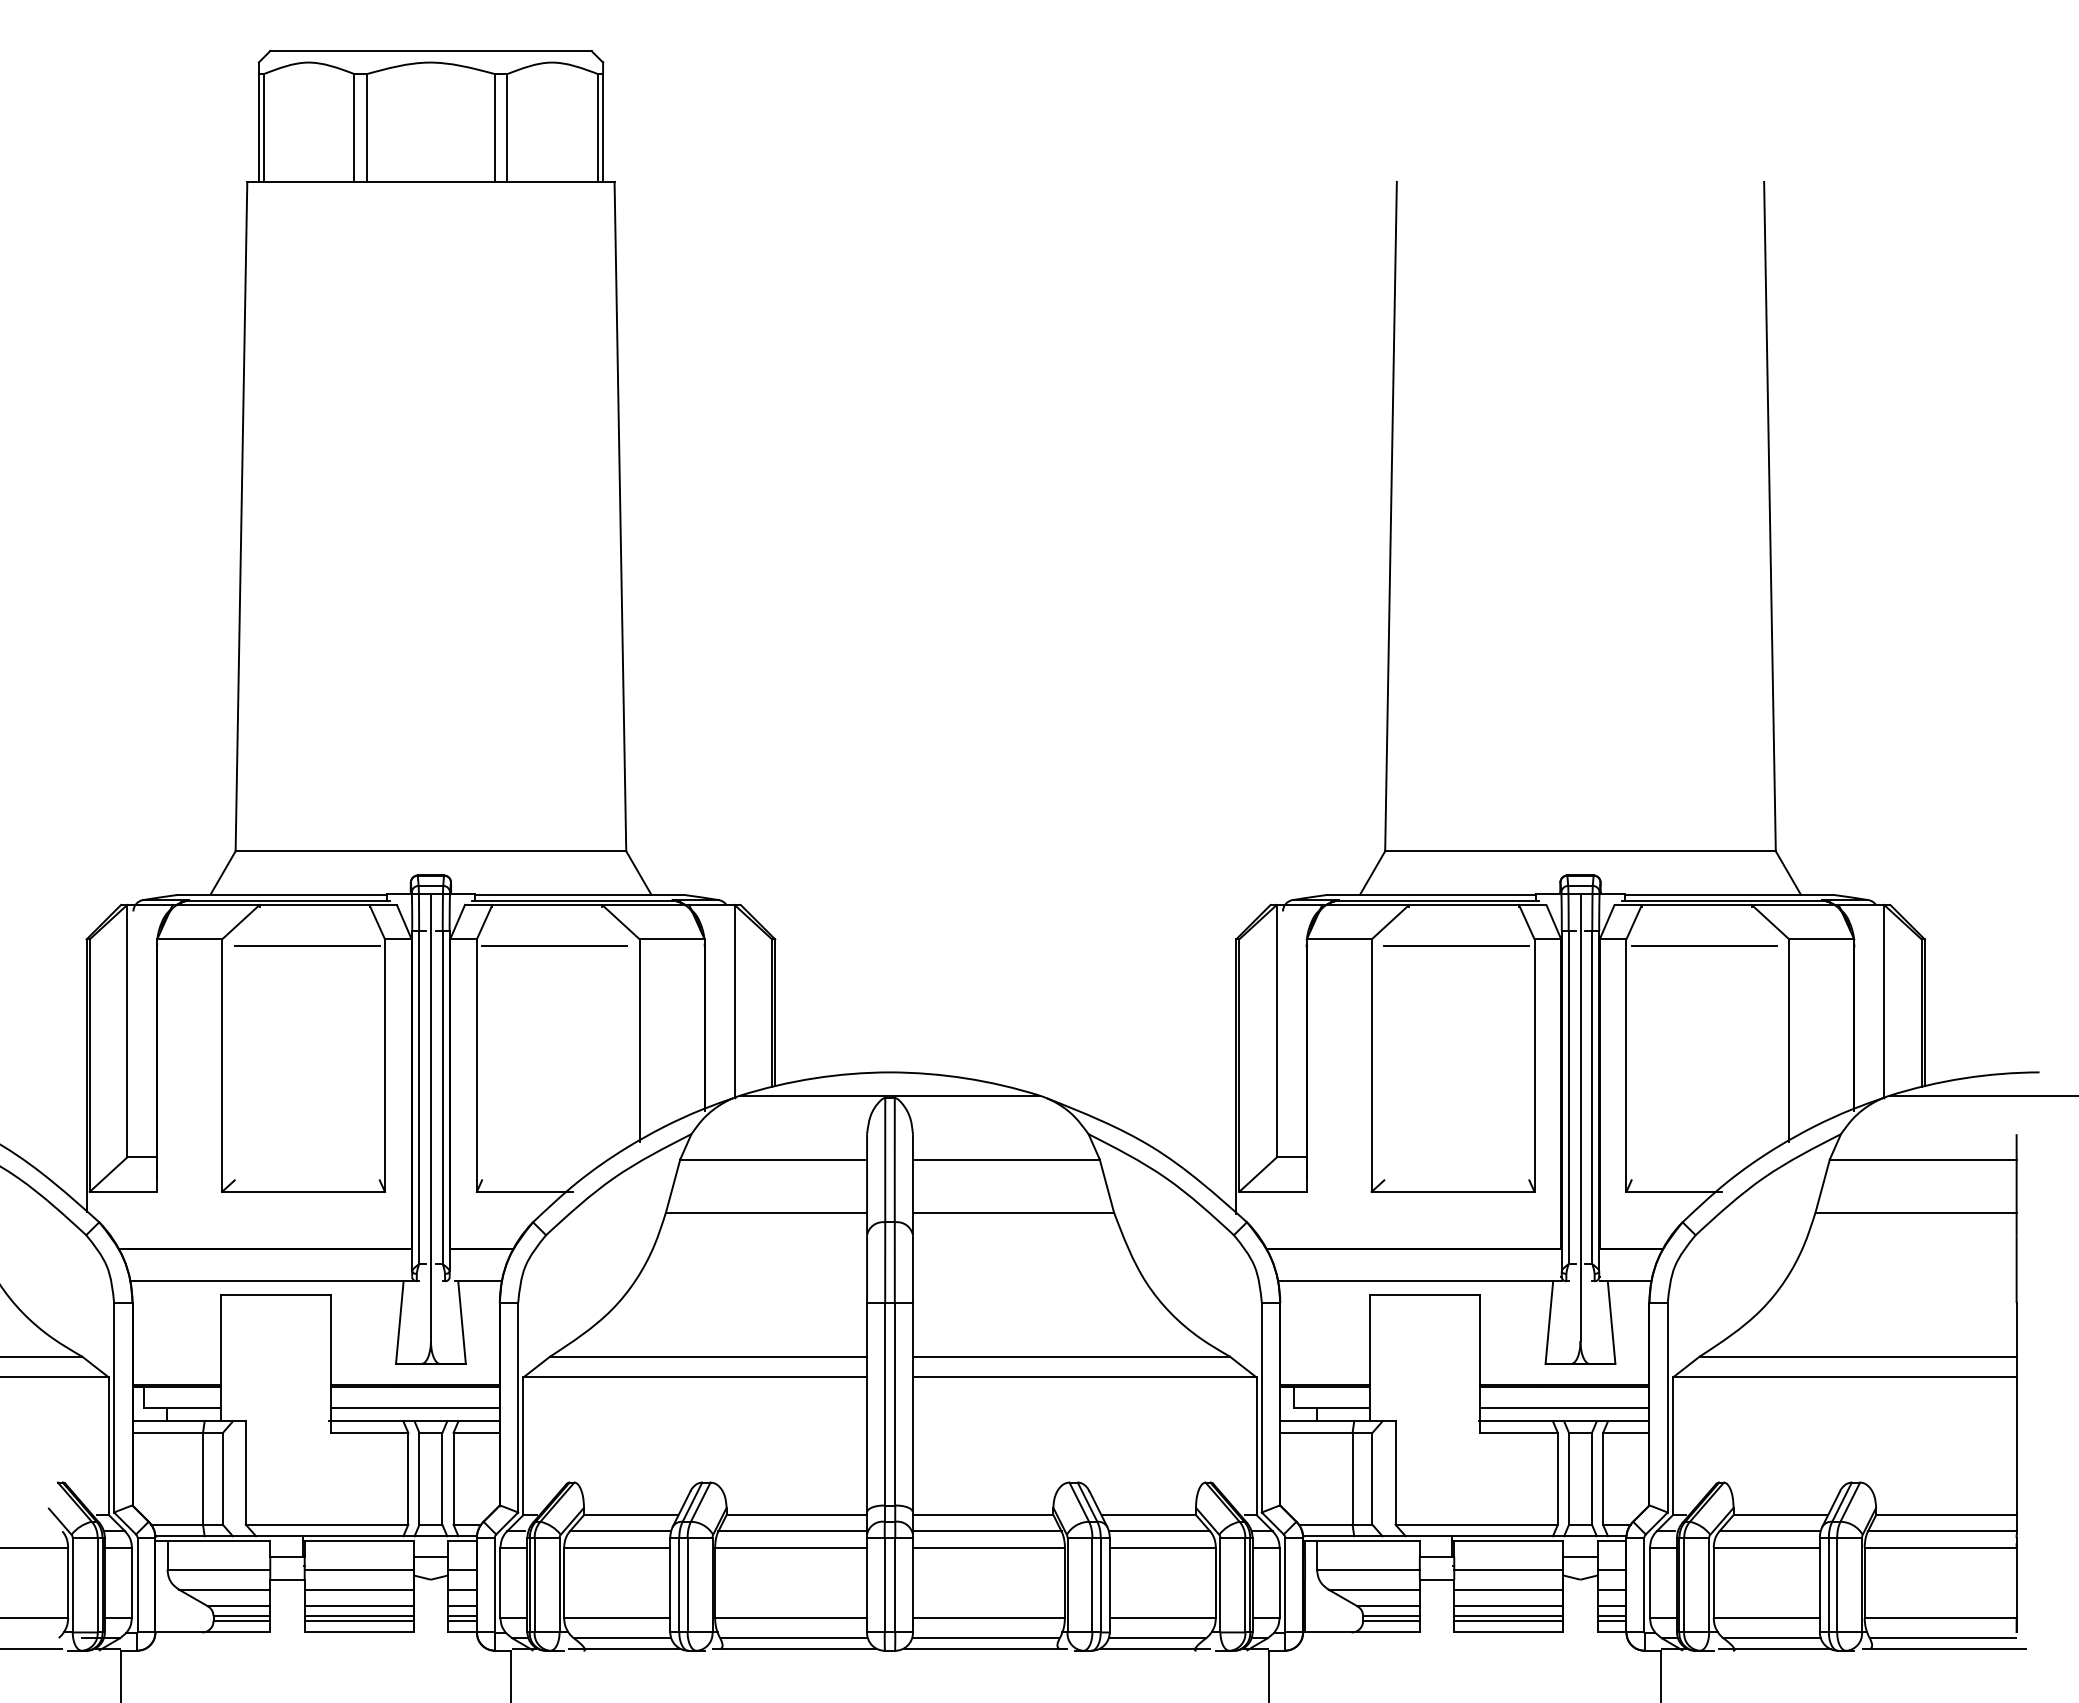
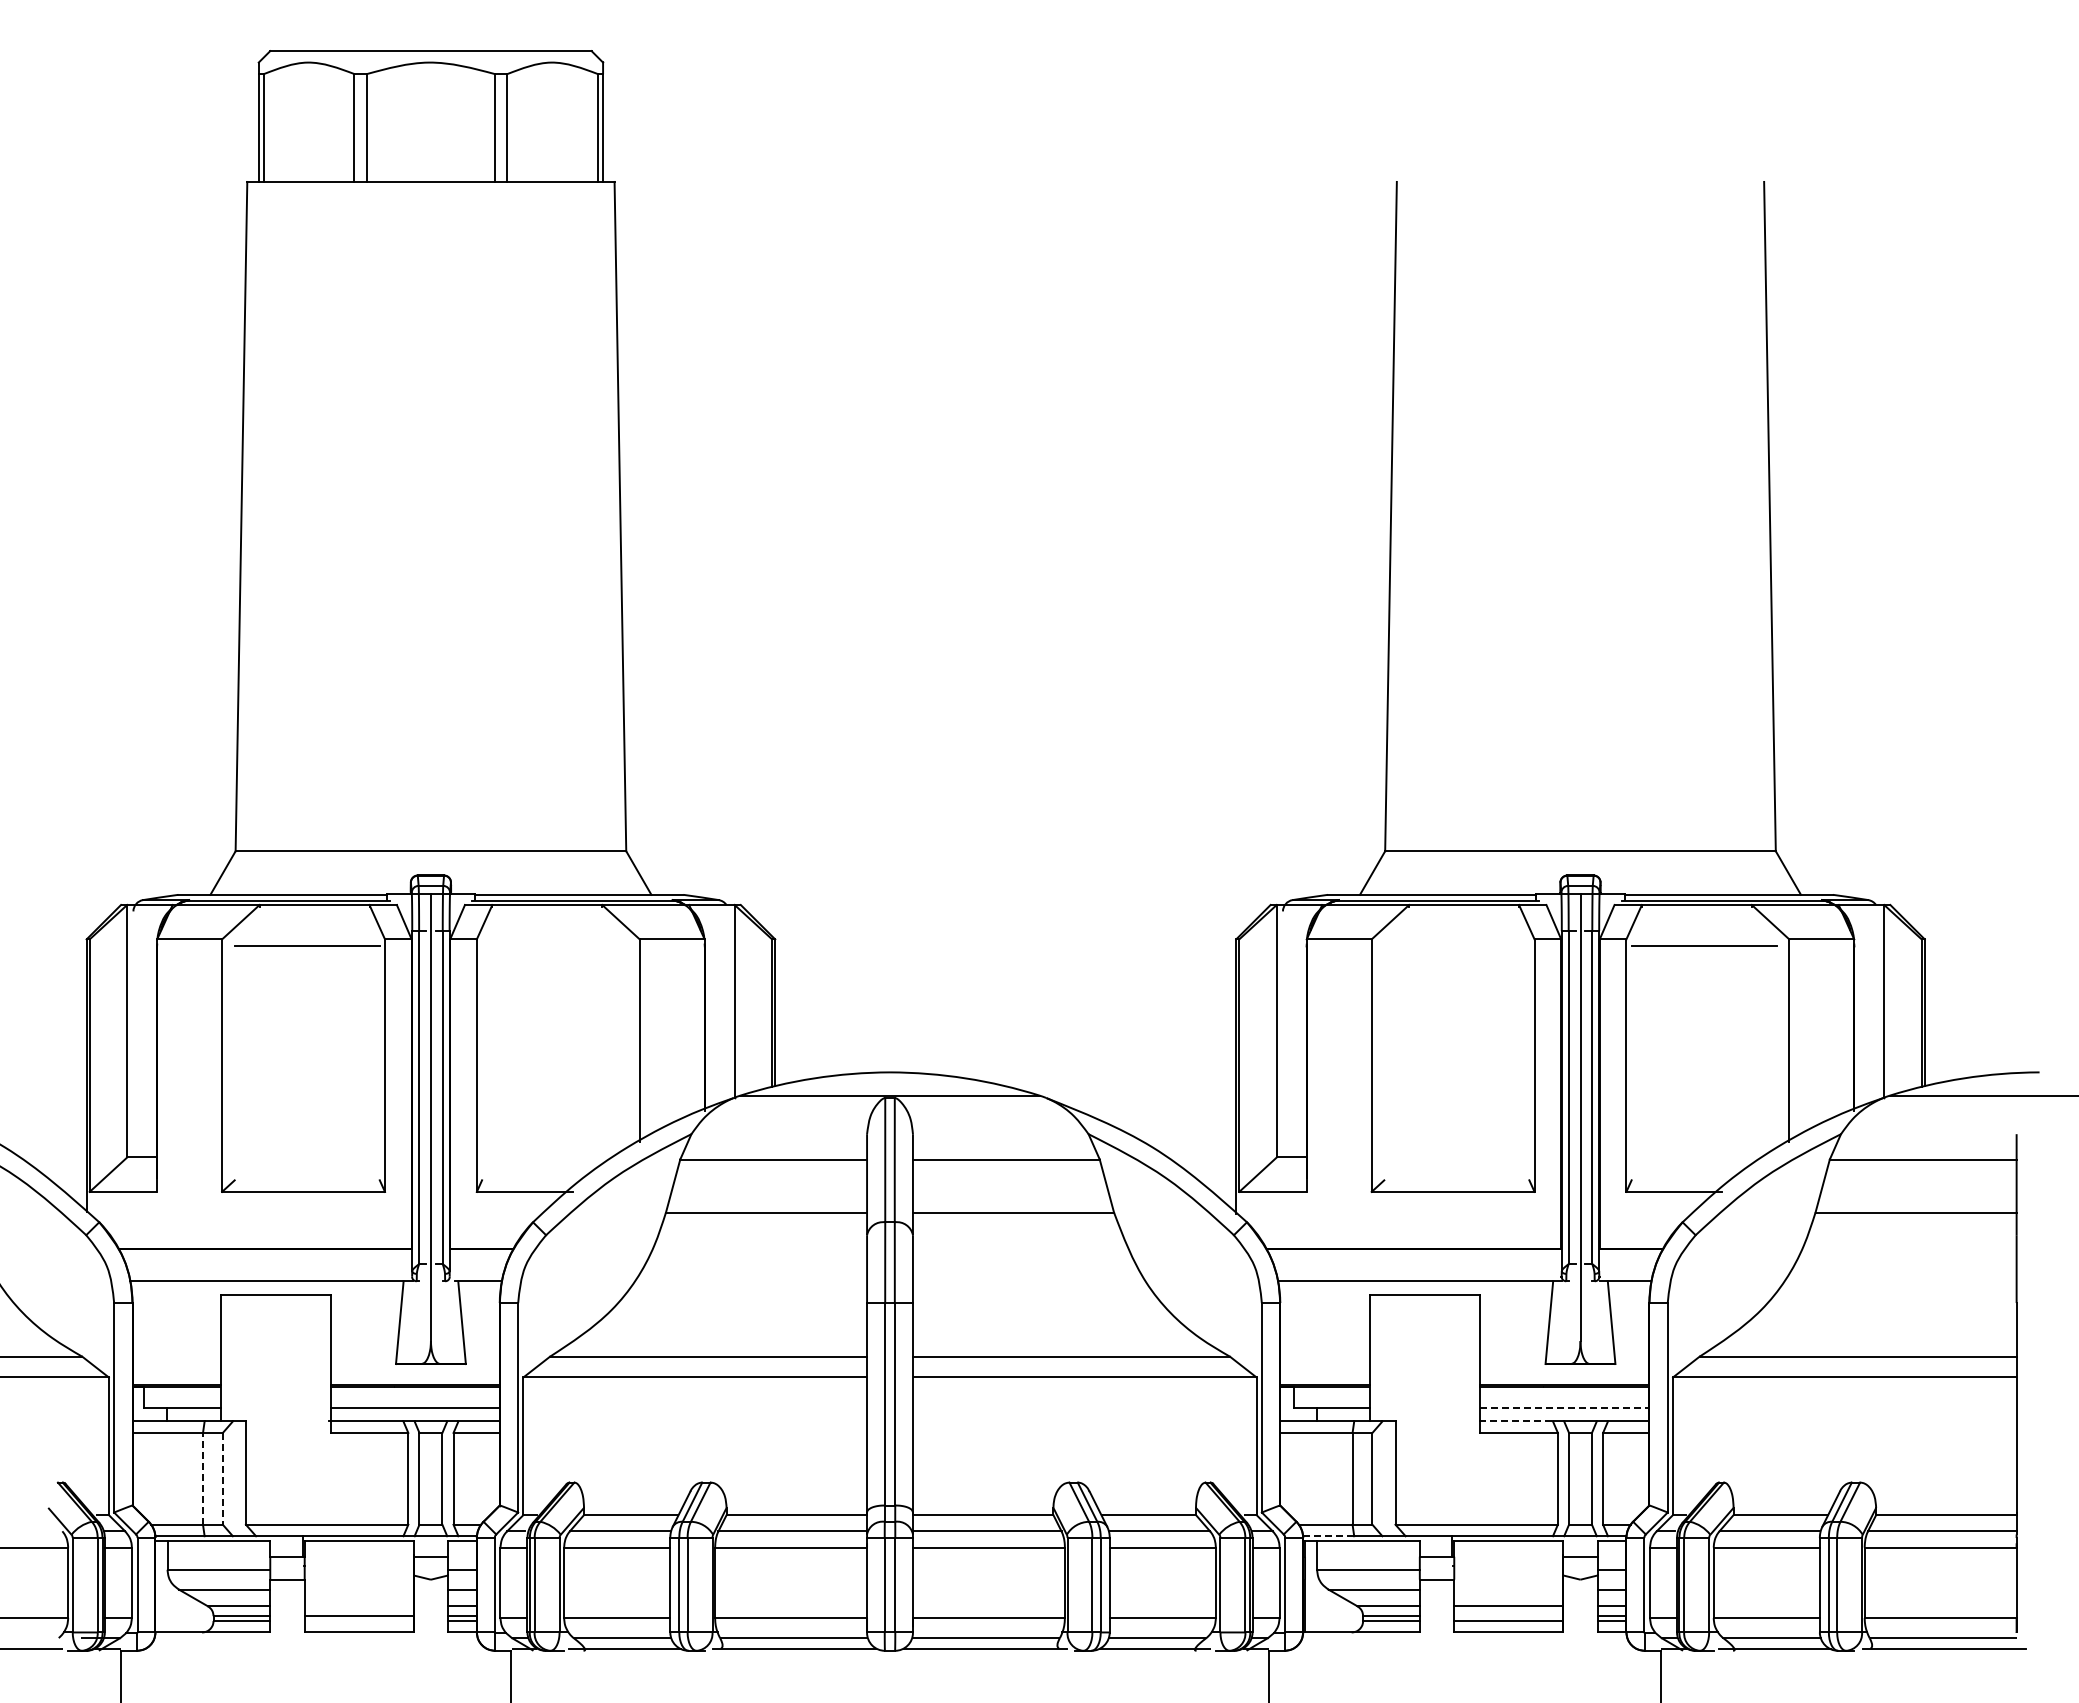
line: present -> none (554, 946)
line: present -> none (1456, 946)
line: solid -> dashed (1564, 1407)
line: solid -> dashed (1516, 1421)
line: solid -> dashed (203, 1478)
line: solid -> dashed (222, 1478)
line: solid -> dashed (1329, 1536)
line: present -> none (358, 1569)
line: present -> none (1508, 1569)
line: present -> none (358, 1589)
line: present -> none (1508, 1589)
line: present -> none (358, 1606)
line: present -> none (1508, 1616)
line: present -> none (358, 1621)
